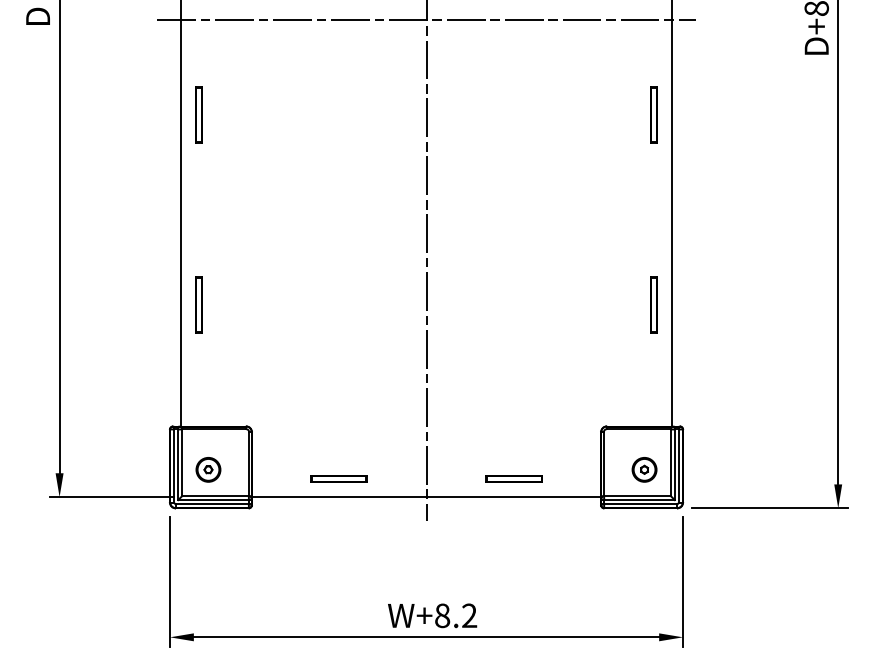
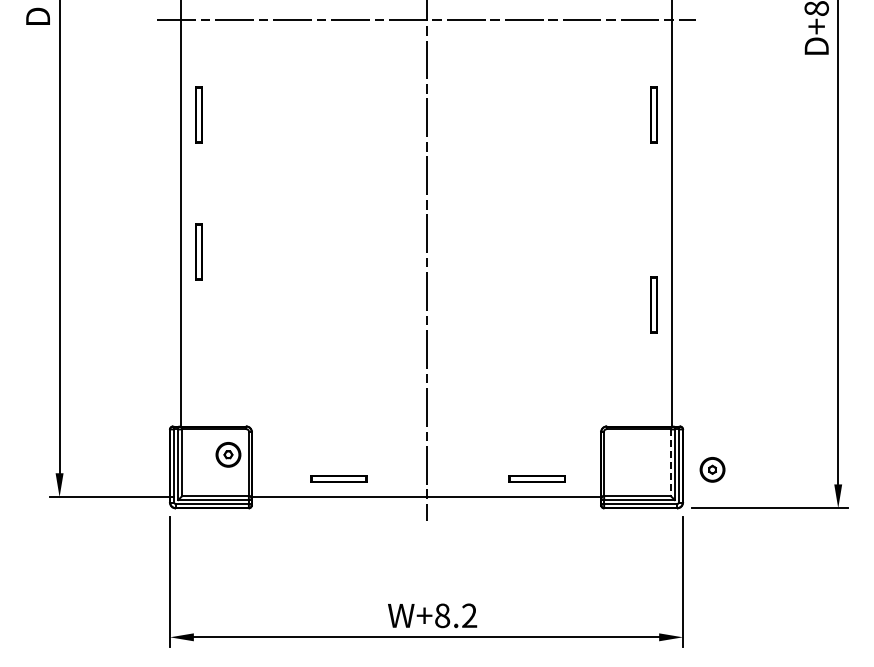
part position: (198, 304) -> (198, 251) (198, 251)
line: solid -> dashed (670, 463)
part position: (208, 469) -> (228, 454) (228, 454)
part position: (644, 469) -> (712, 469) (712, 469)
part position: (513, 478) -> (536, 478) (536, 478)
